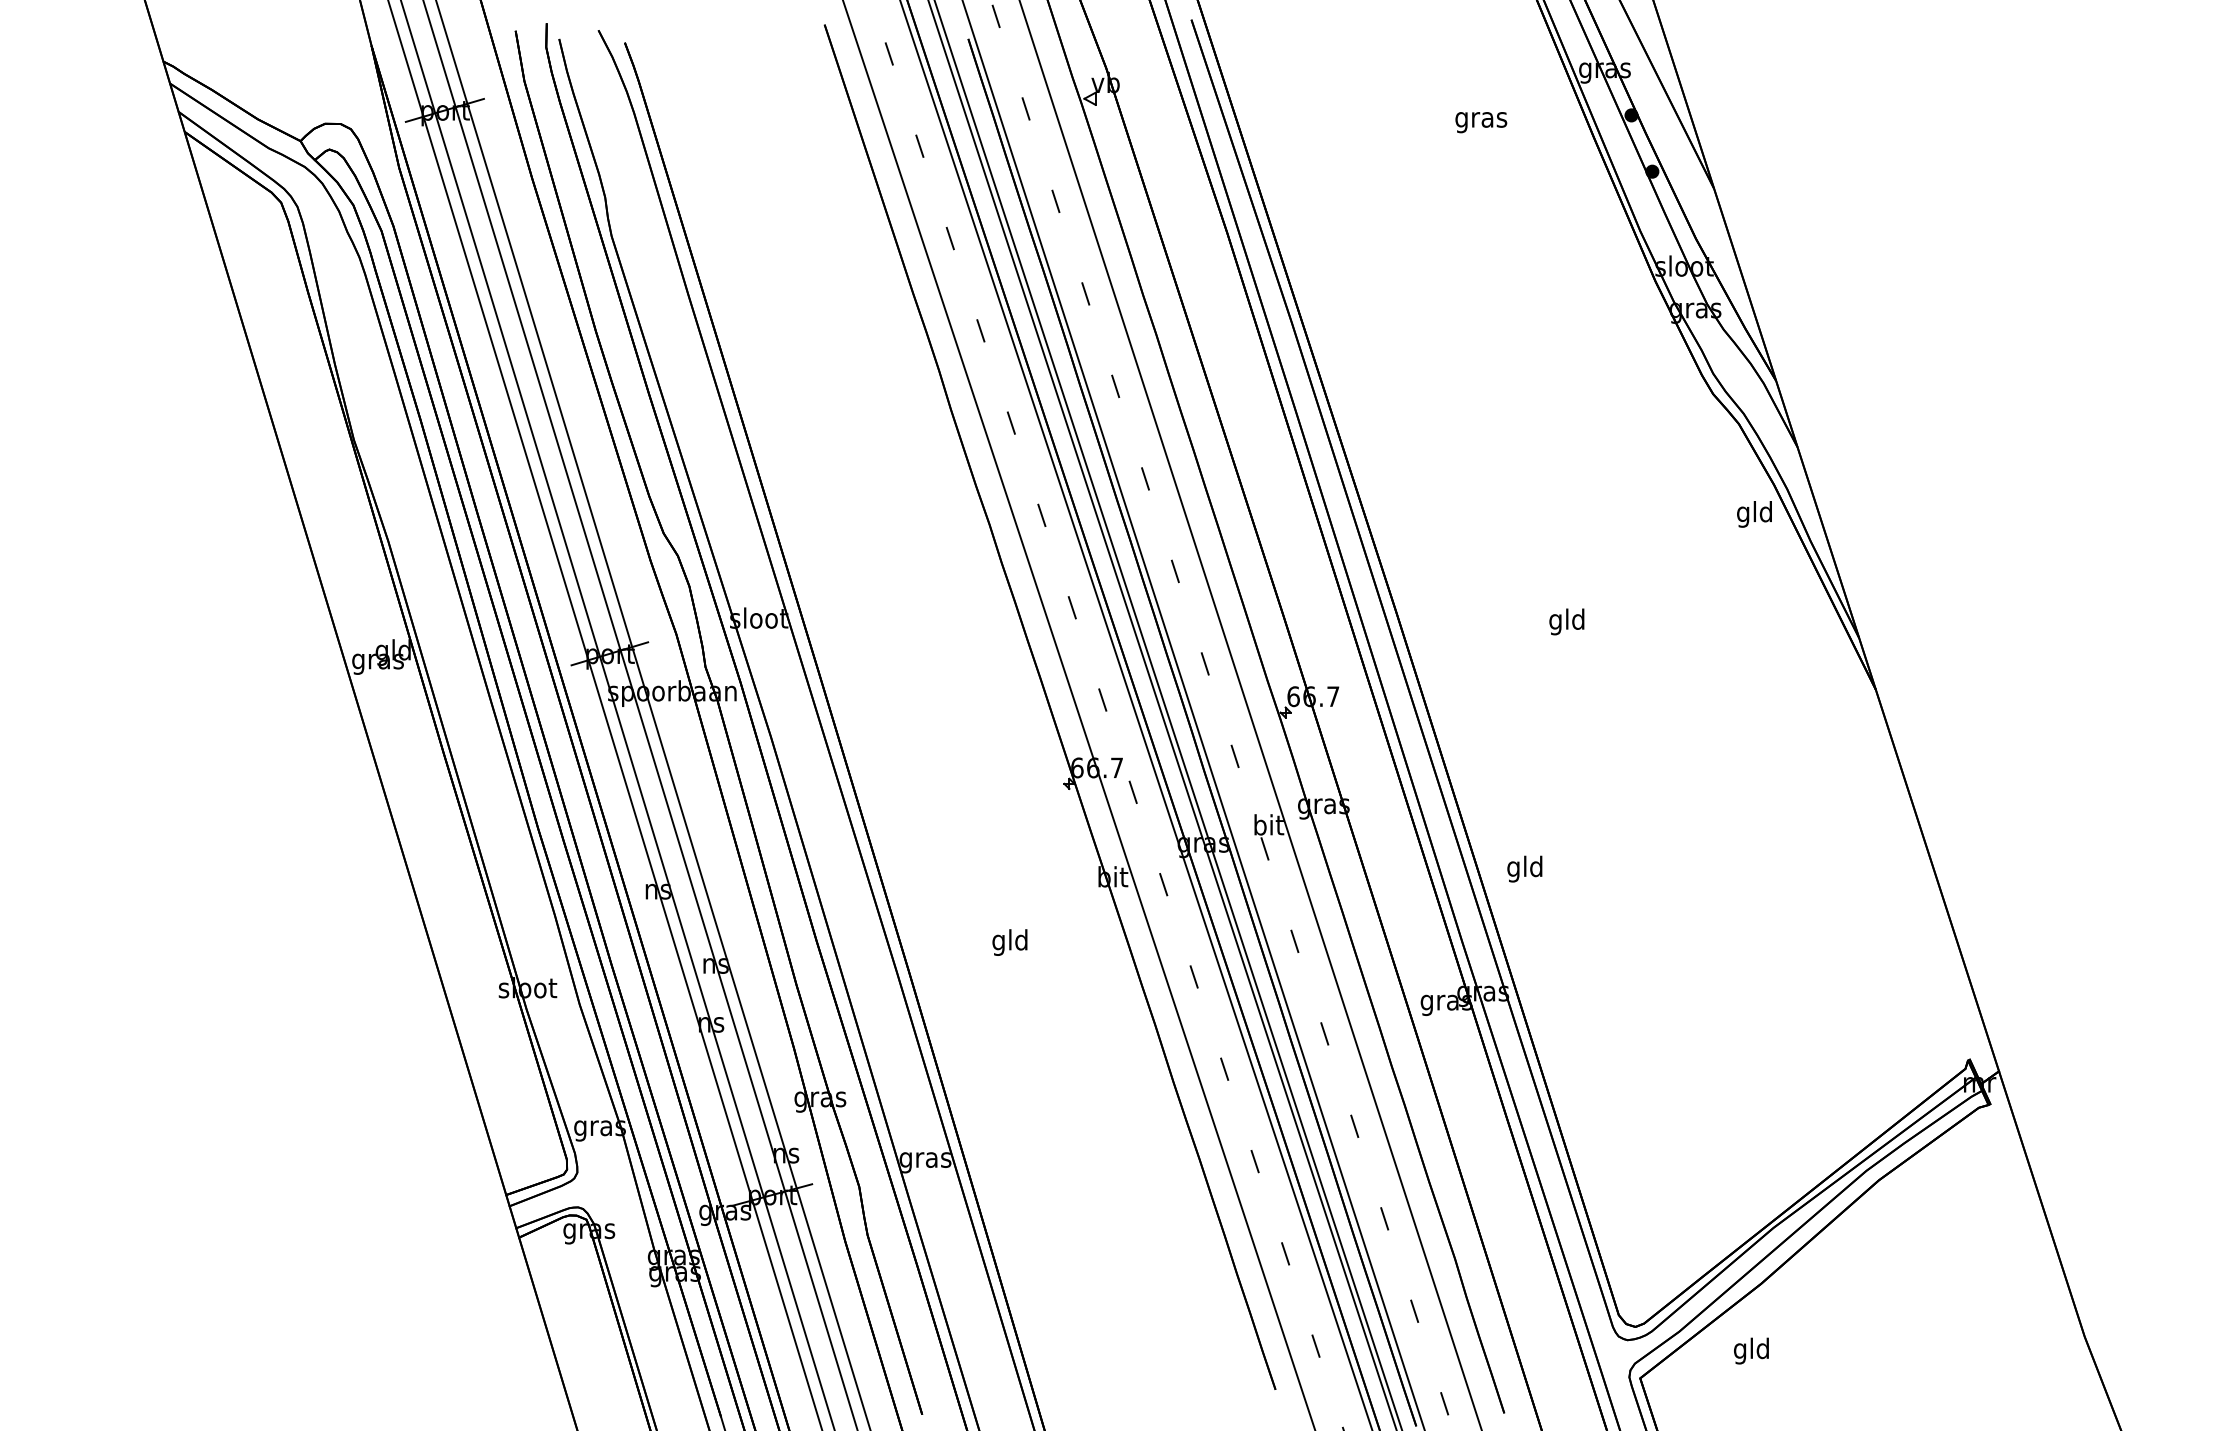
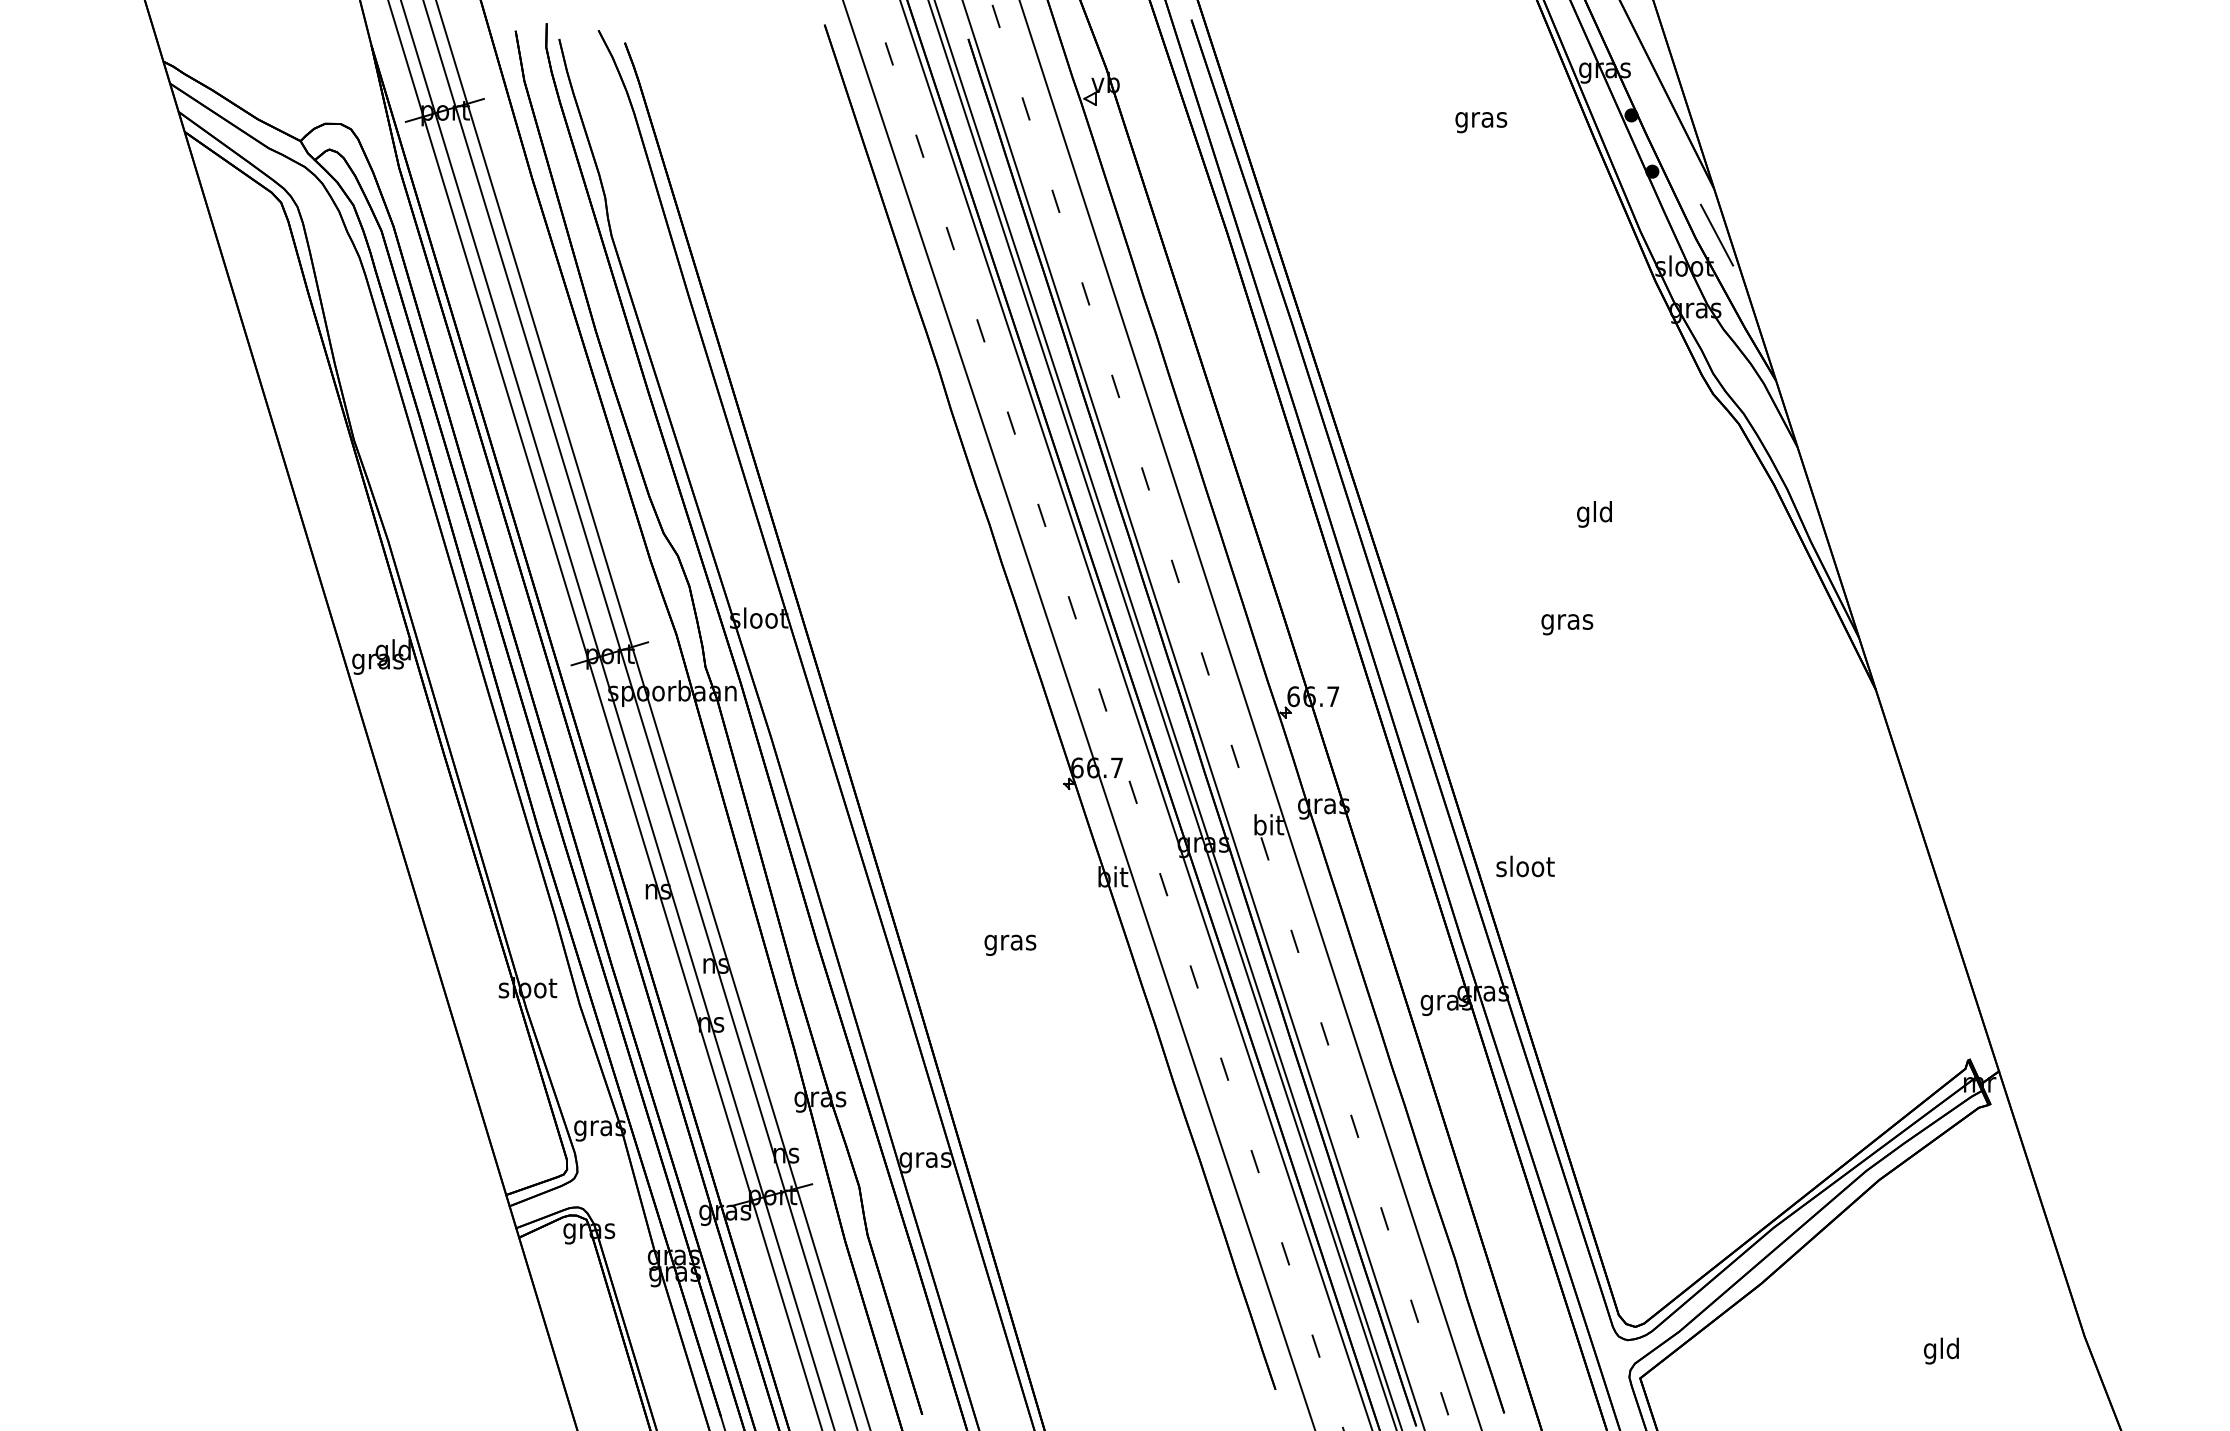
line: none -> present (1716, 234)
text position: (1754, 514) -> (1594, 514) (1594, 514)
text: gld -> gras (1567, 621)
text: gld -> sloot (1525, 868)
text: gld -> gras (1010, 942)
text position: (1751, 1350) -> (1941, 1350) (1941, 1350)
